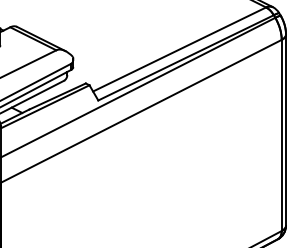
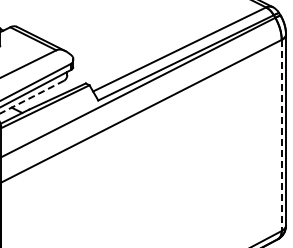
line: solid -> dashed (32, 97)
line: solid -> dashed (281, 135)
